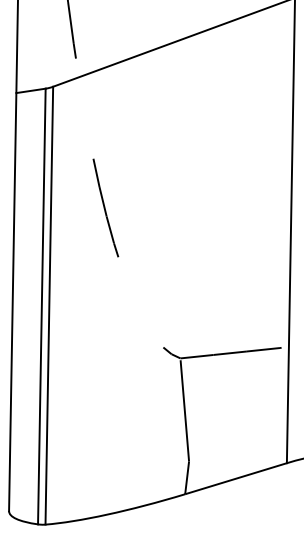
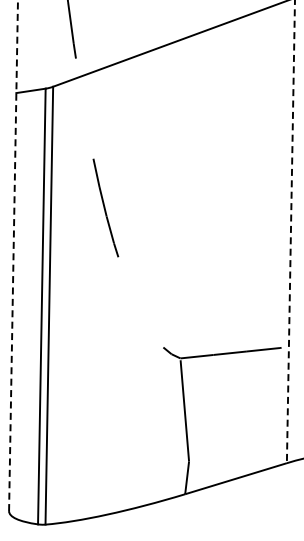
line: solid -> dashed (290, 232)
line: solid -> dashed (13, 255)
